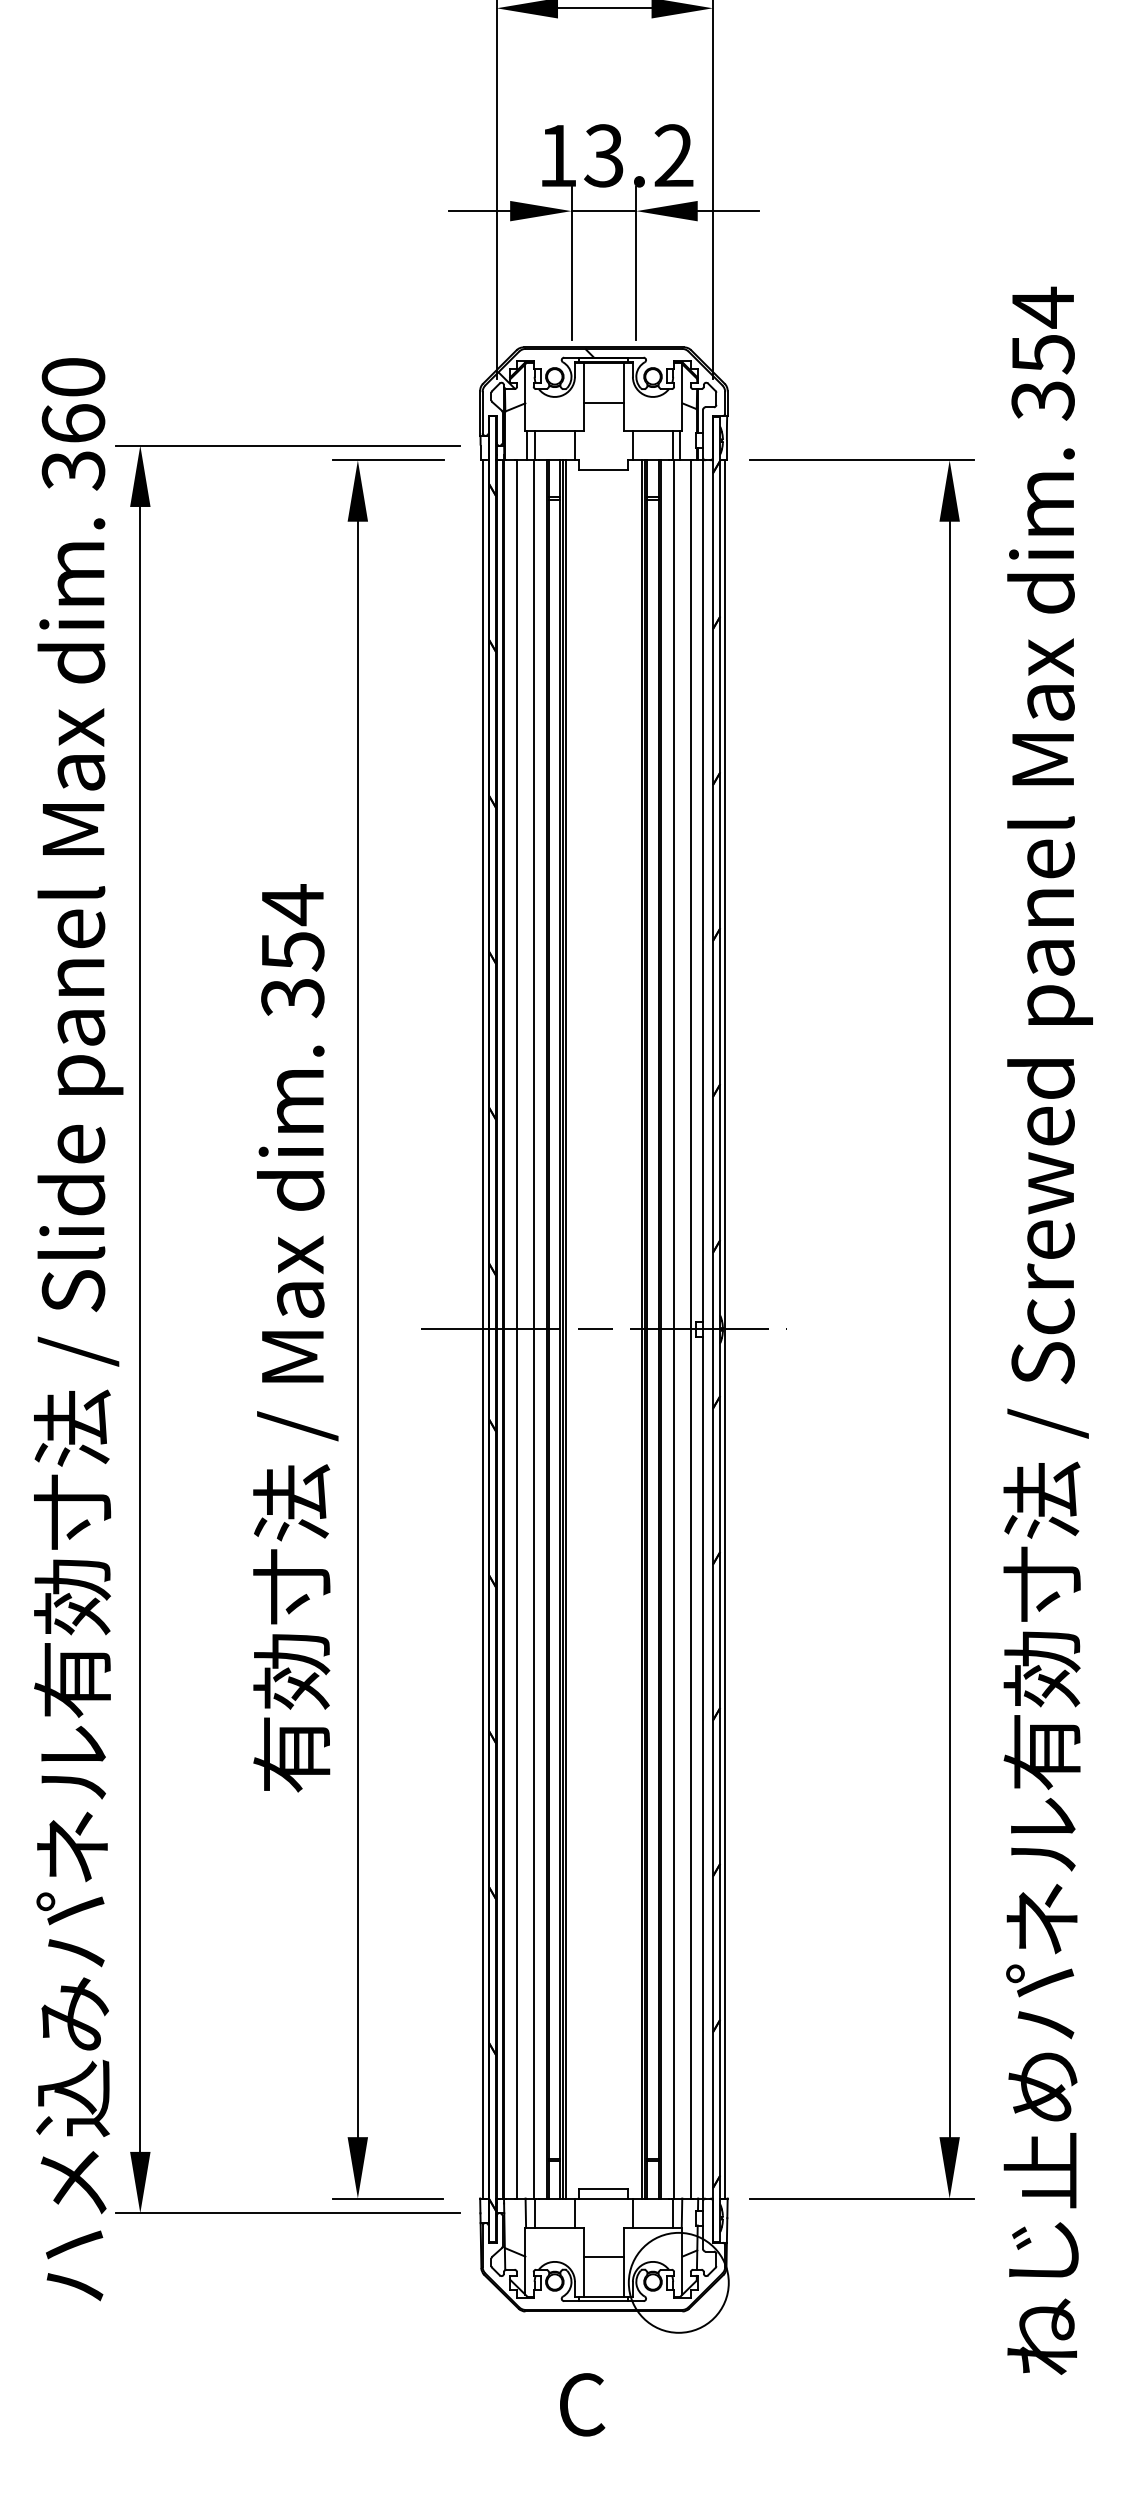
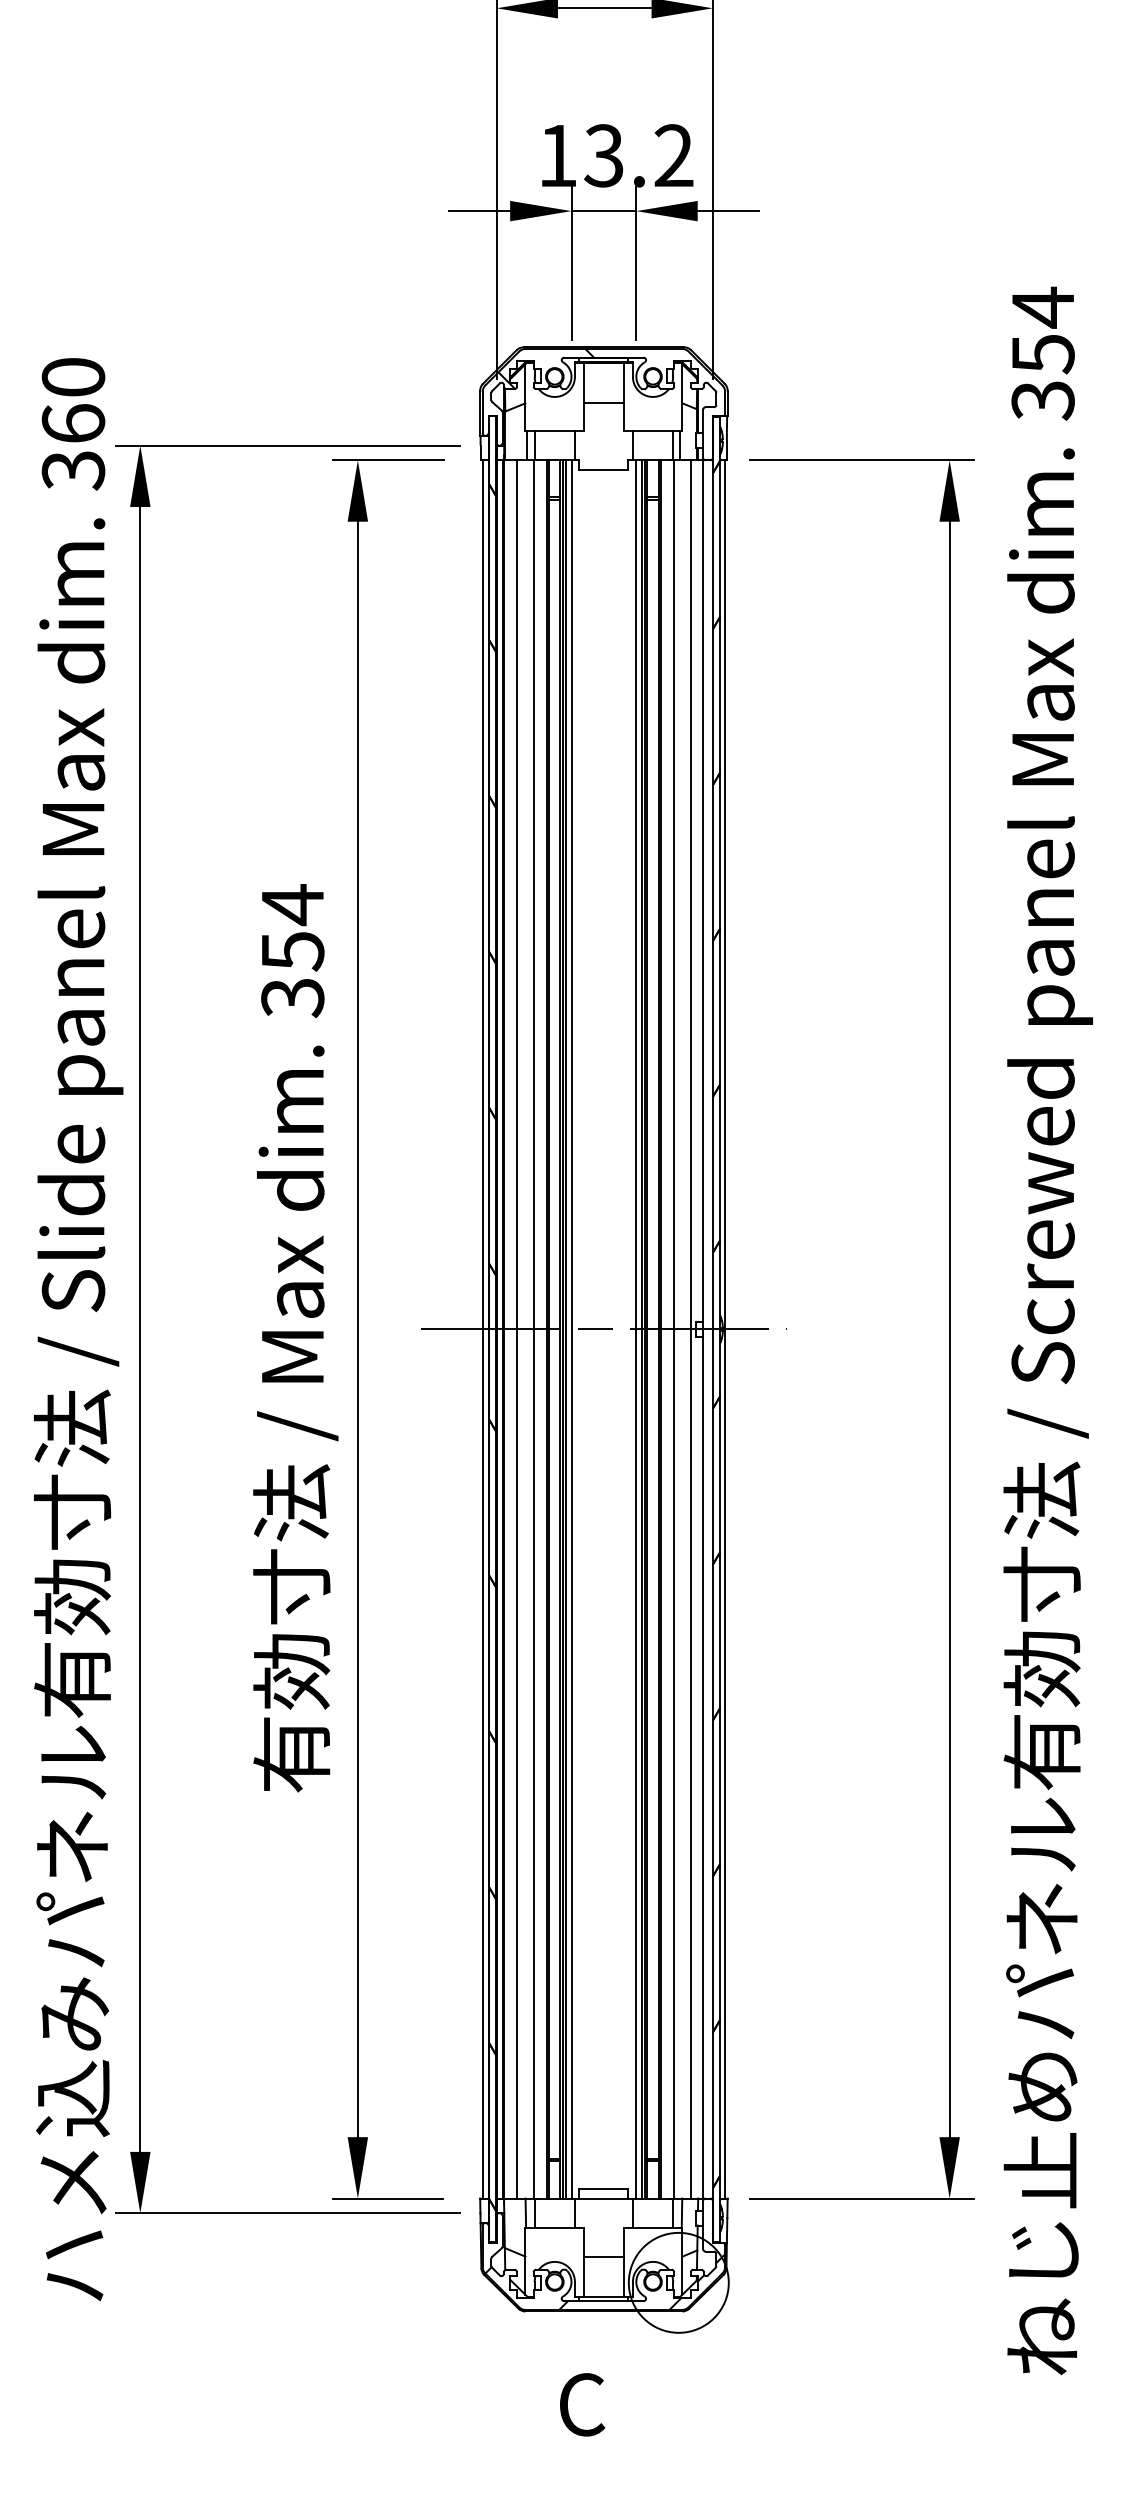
line: none -> present (571, 1329)
line: none -> present (636, 1329)
hatch: none -> present (605, 2282)
